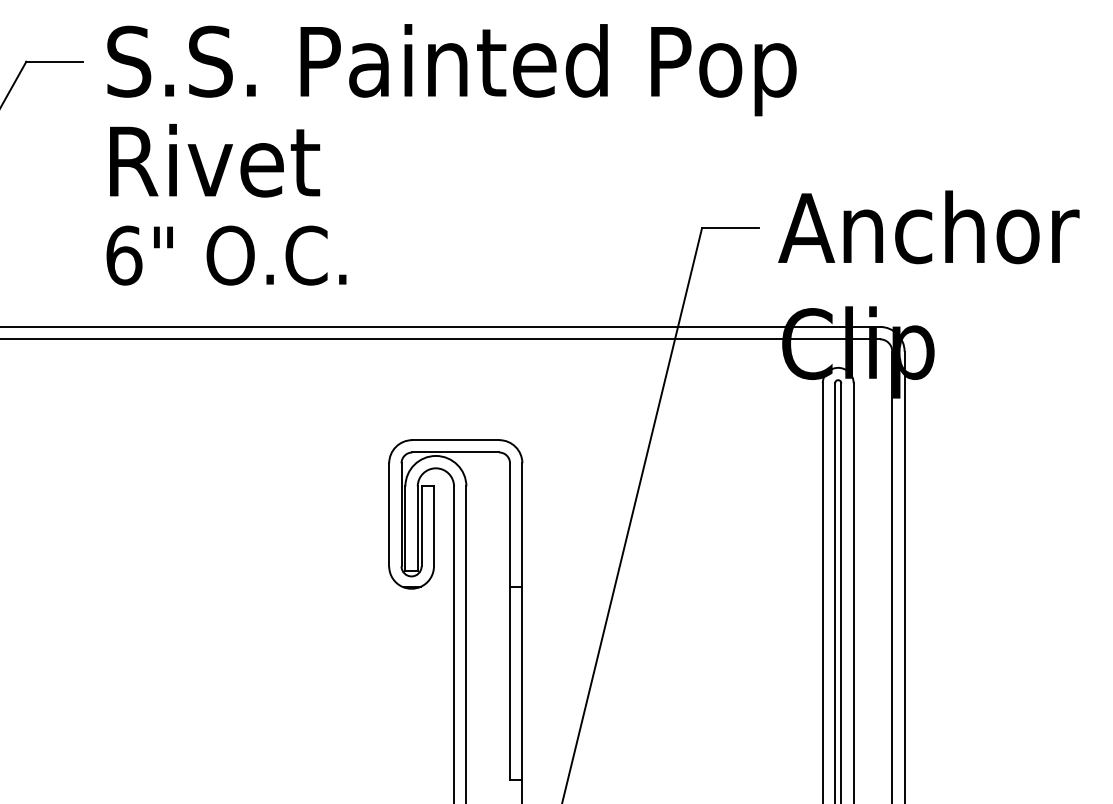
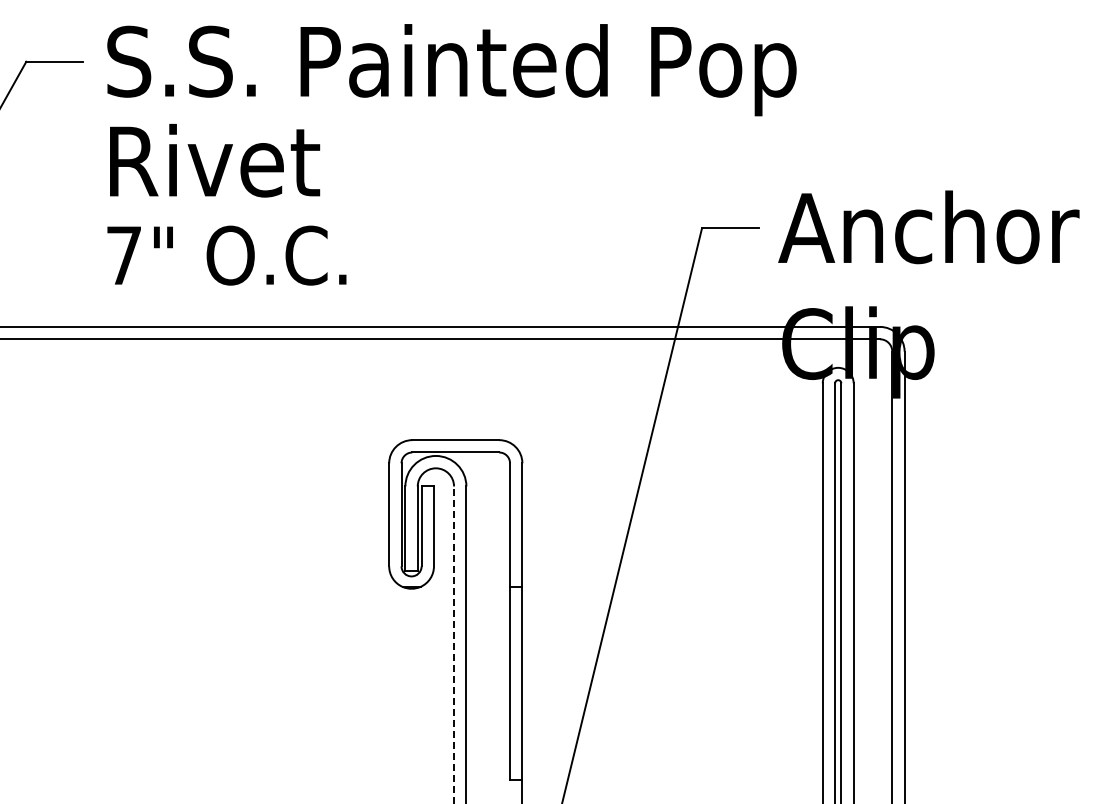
text: 6" -> 7" (124, 255)
line: solid -> dashed (454, 644)
